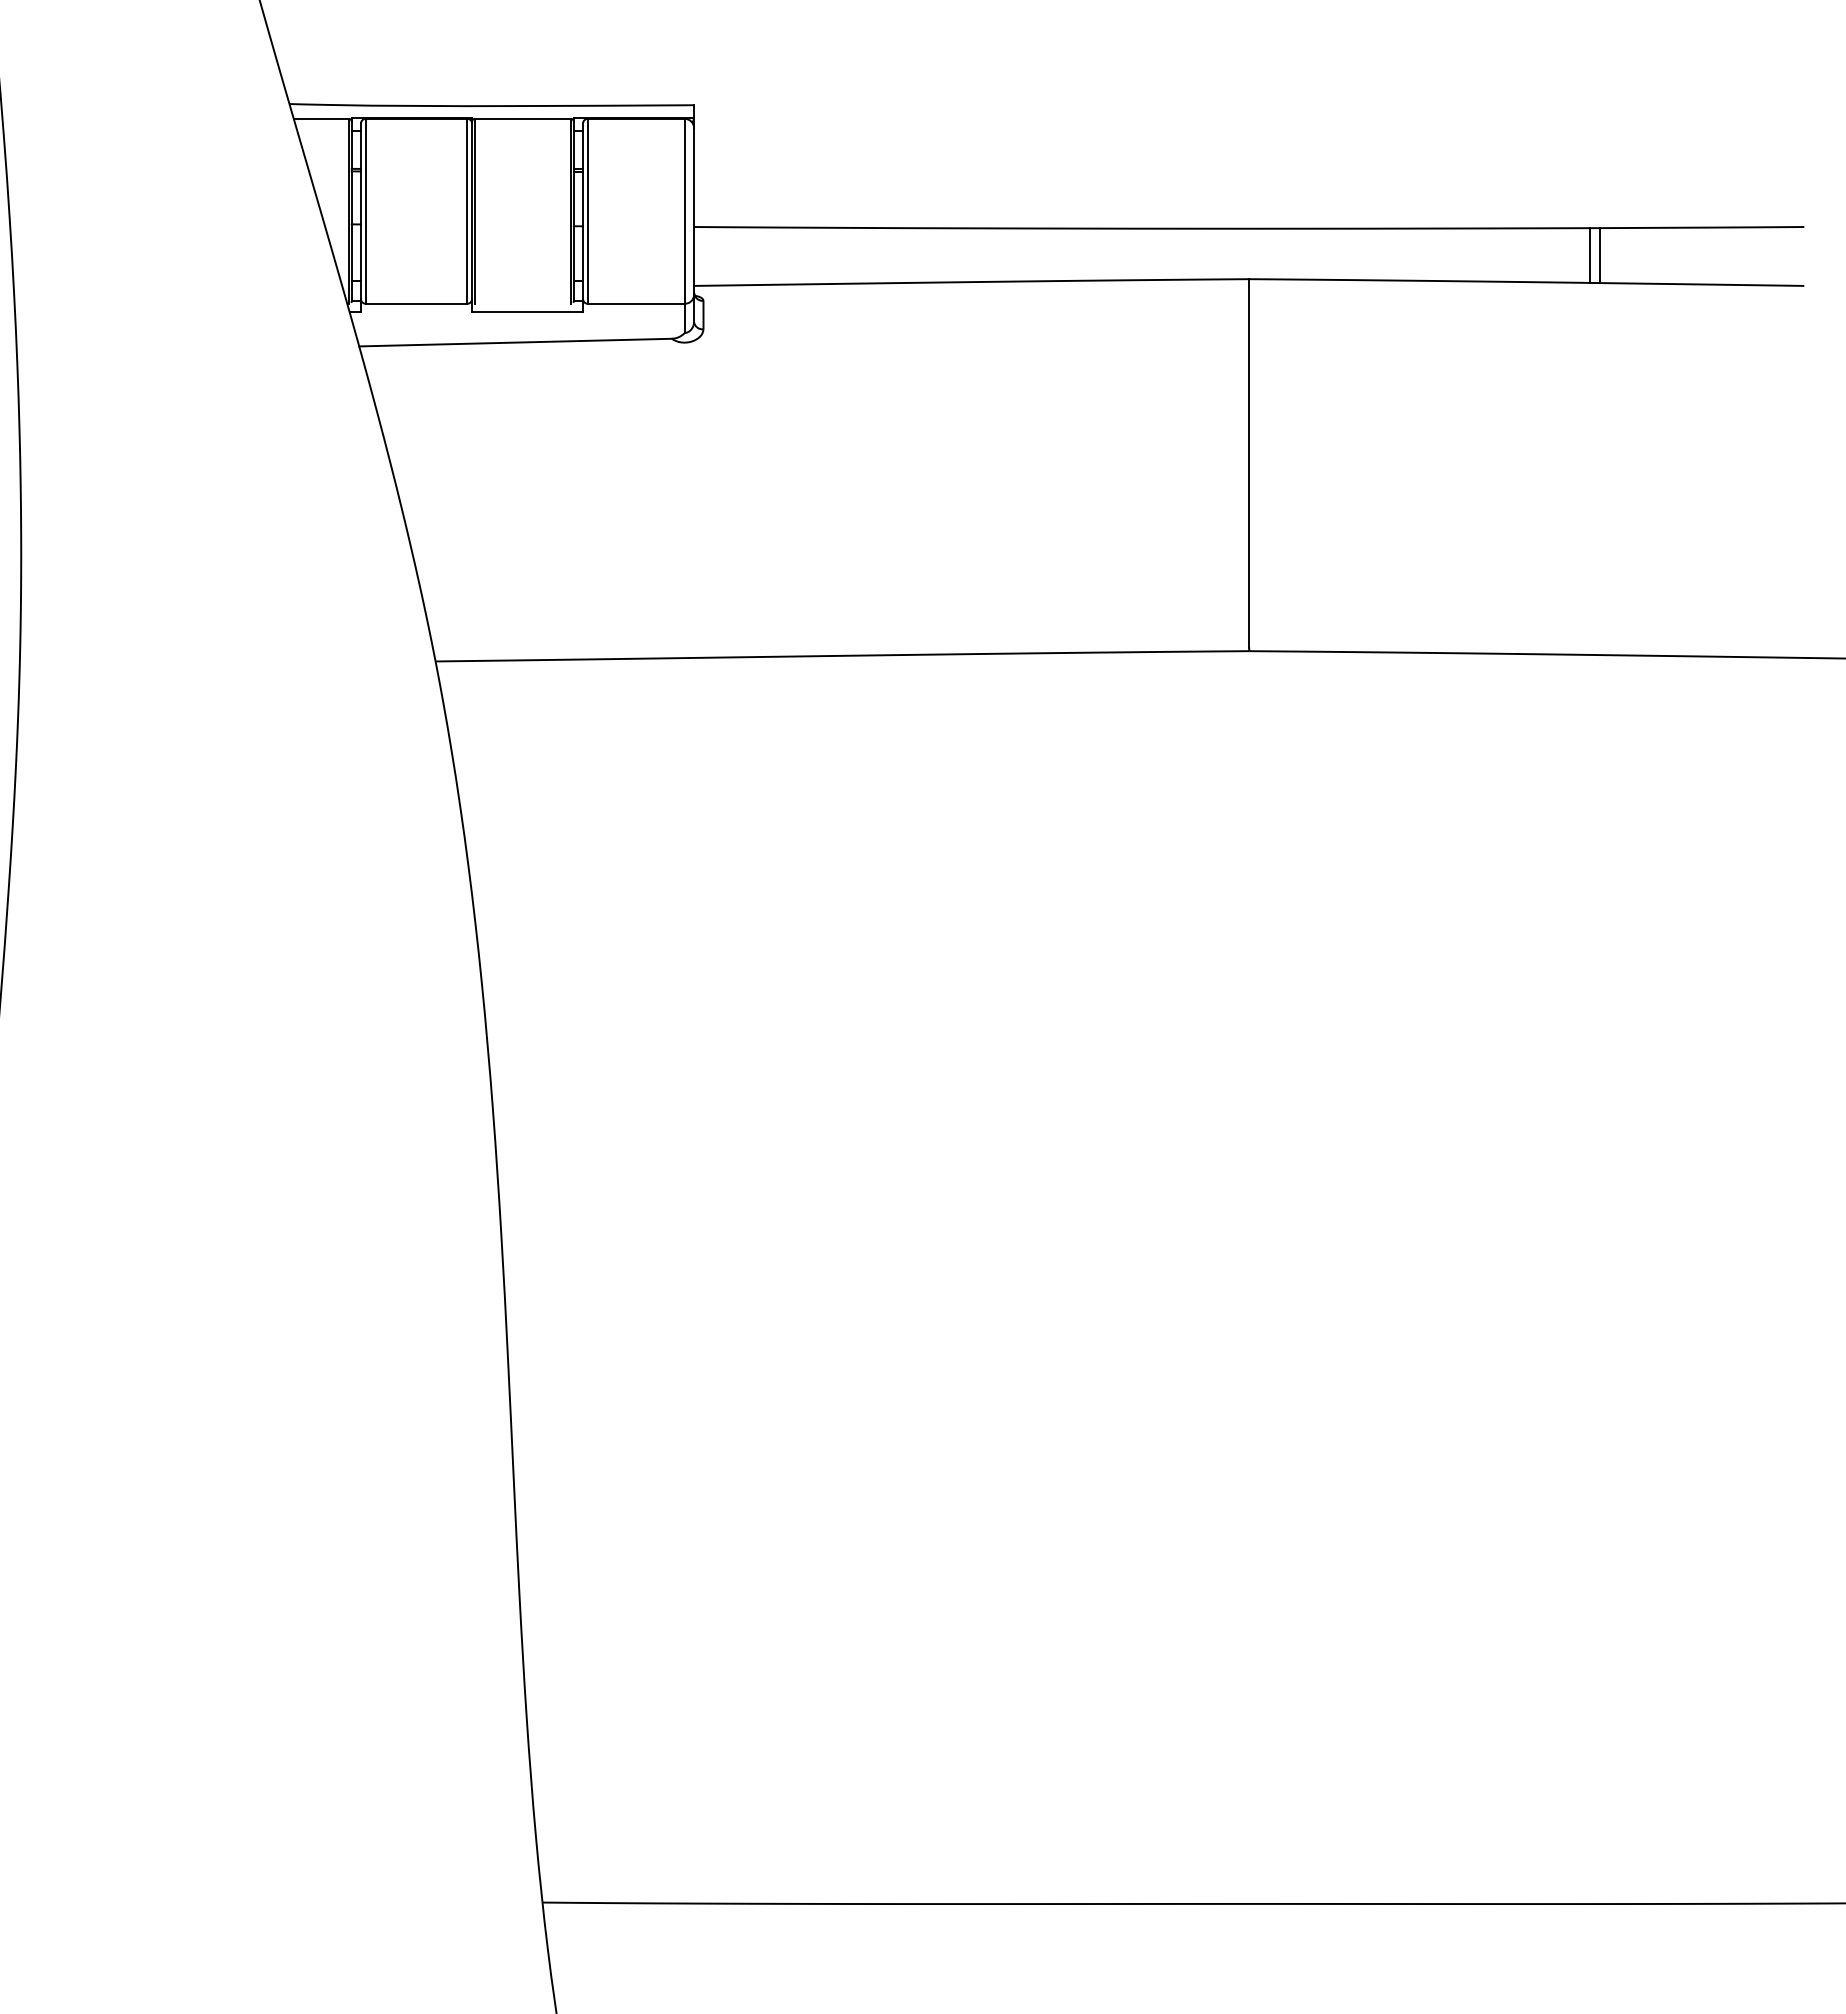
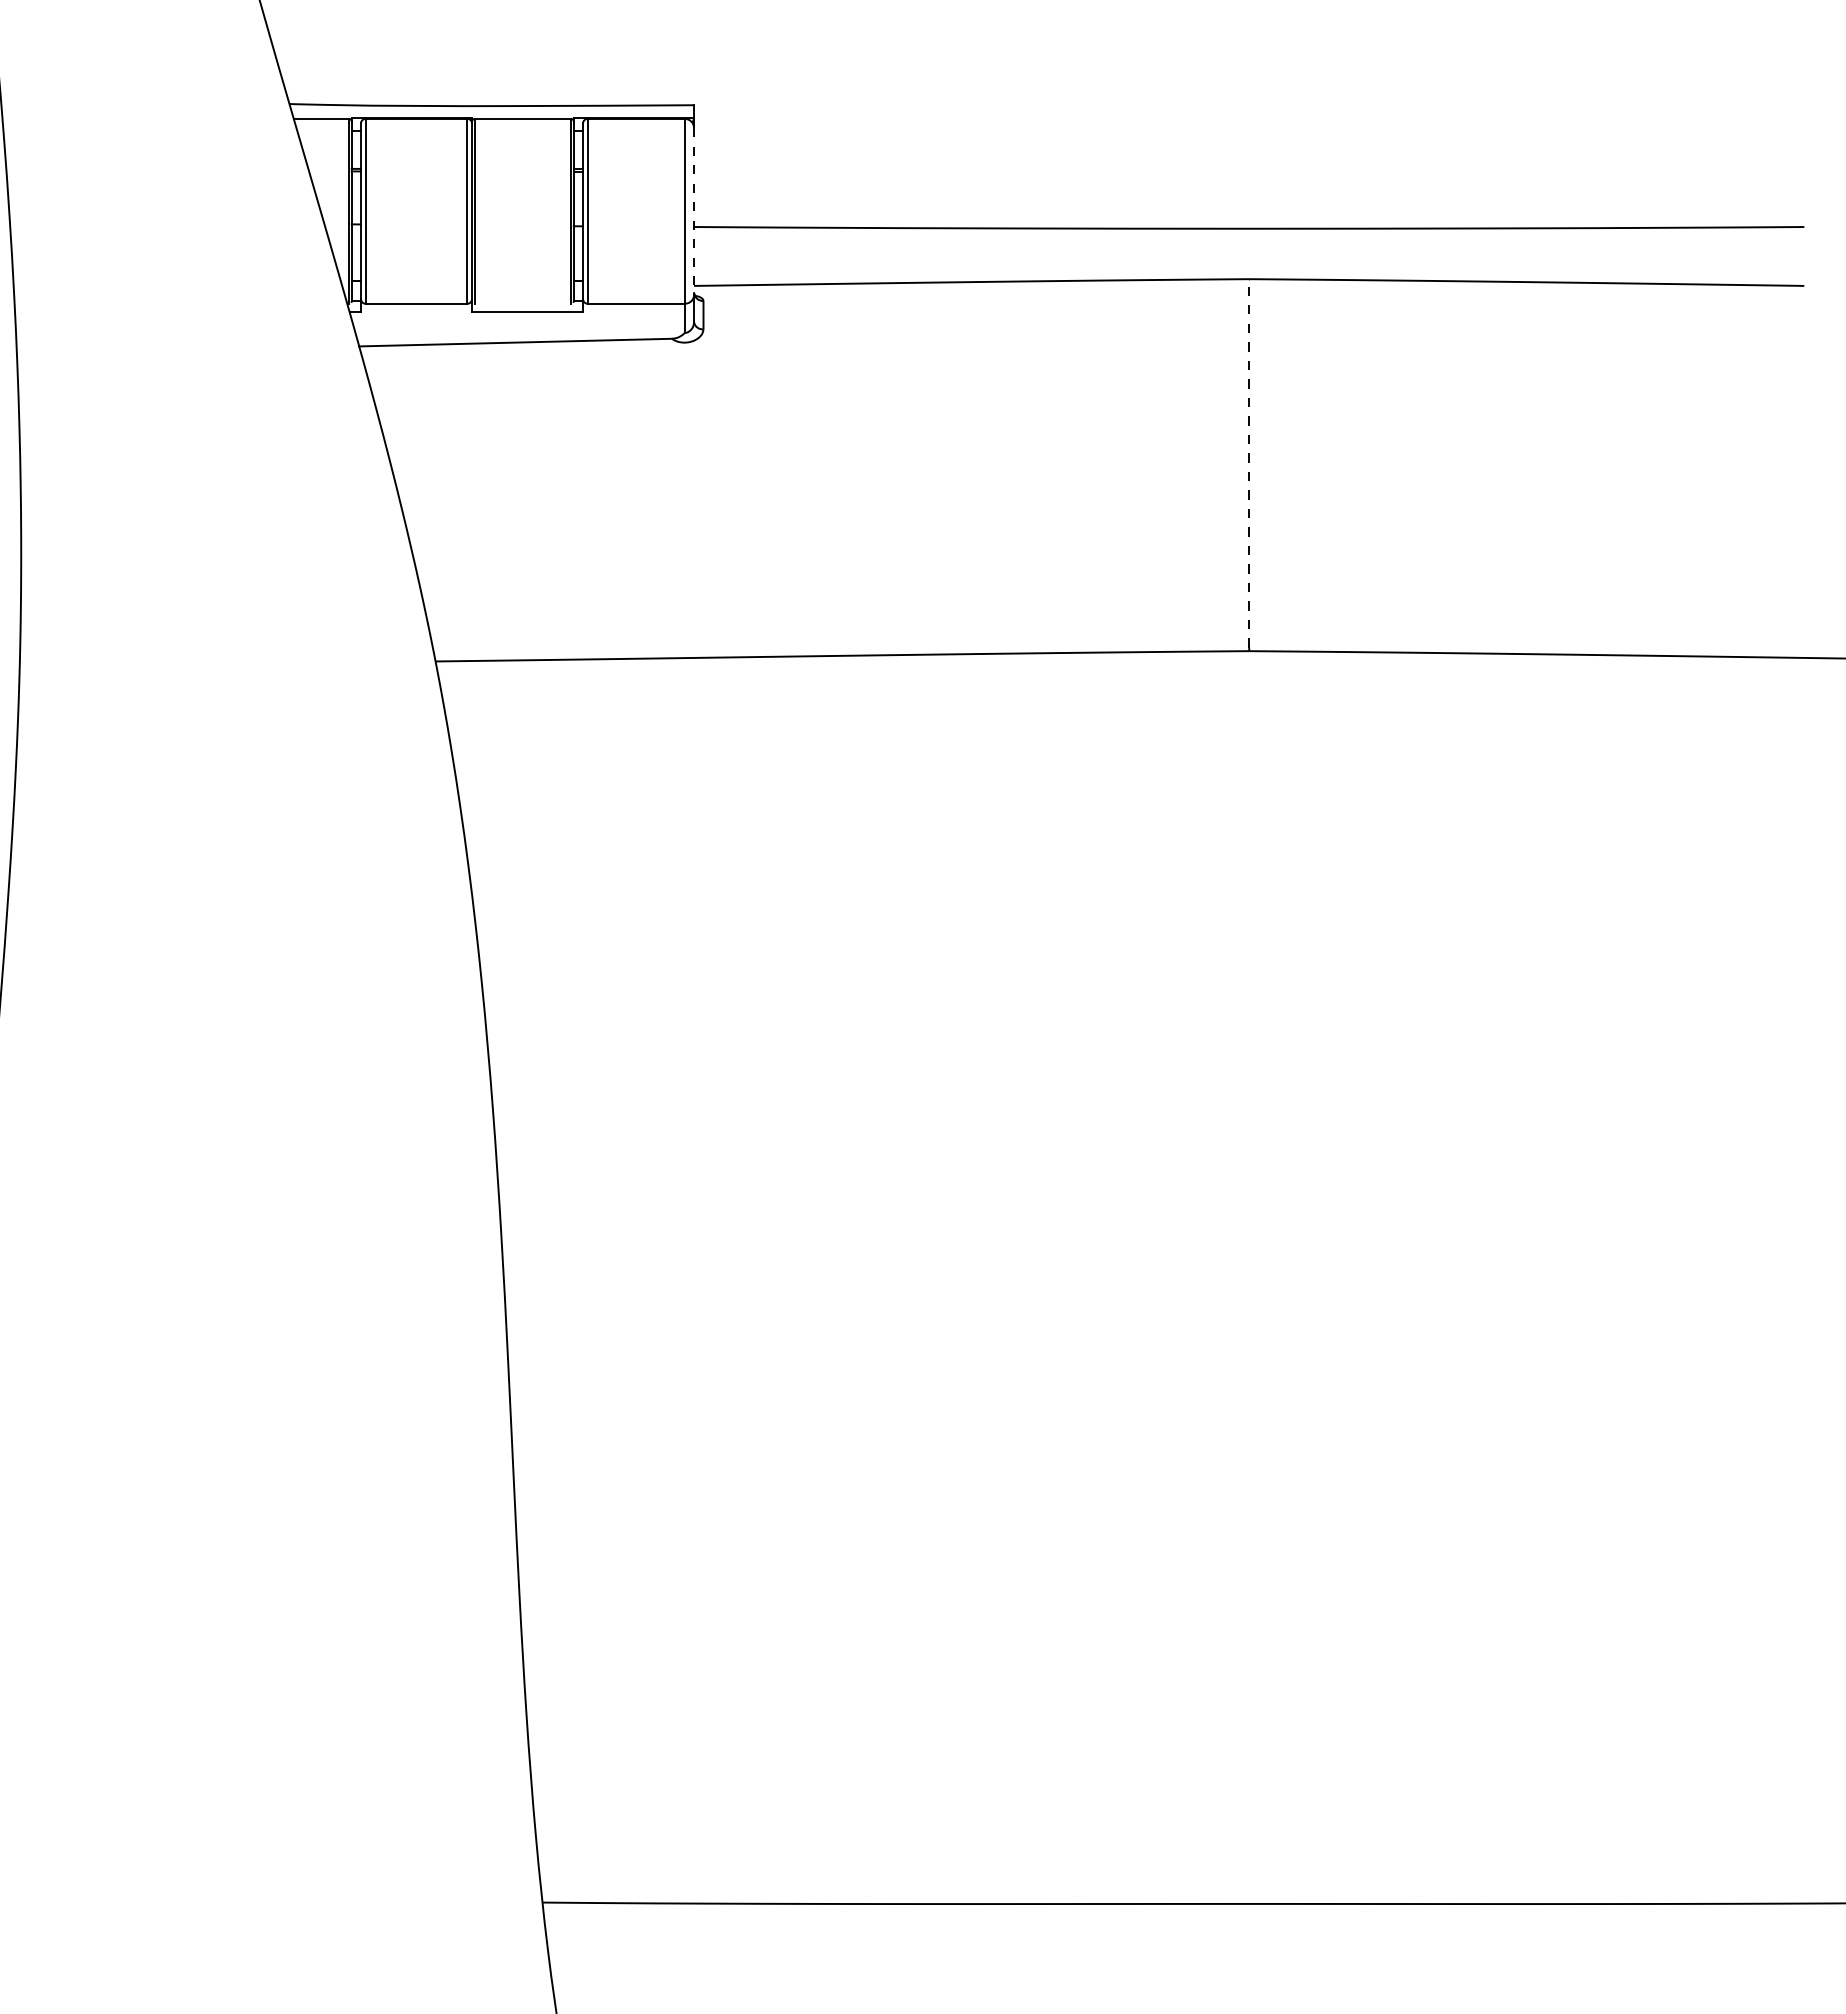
line: solid -> dashed (694, 211)
line: present -> none (1590, 255)
line: present -> none (1599, 255)
line: solid -> dashed (1249, 463)
